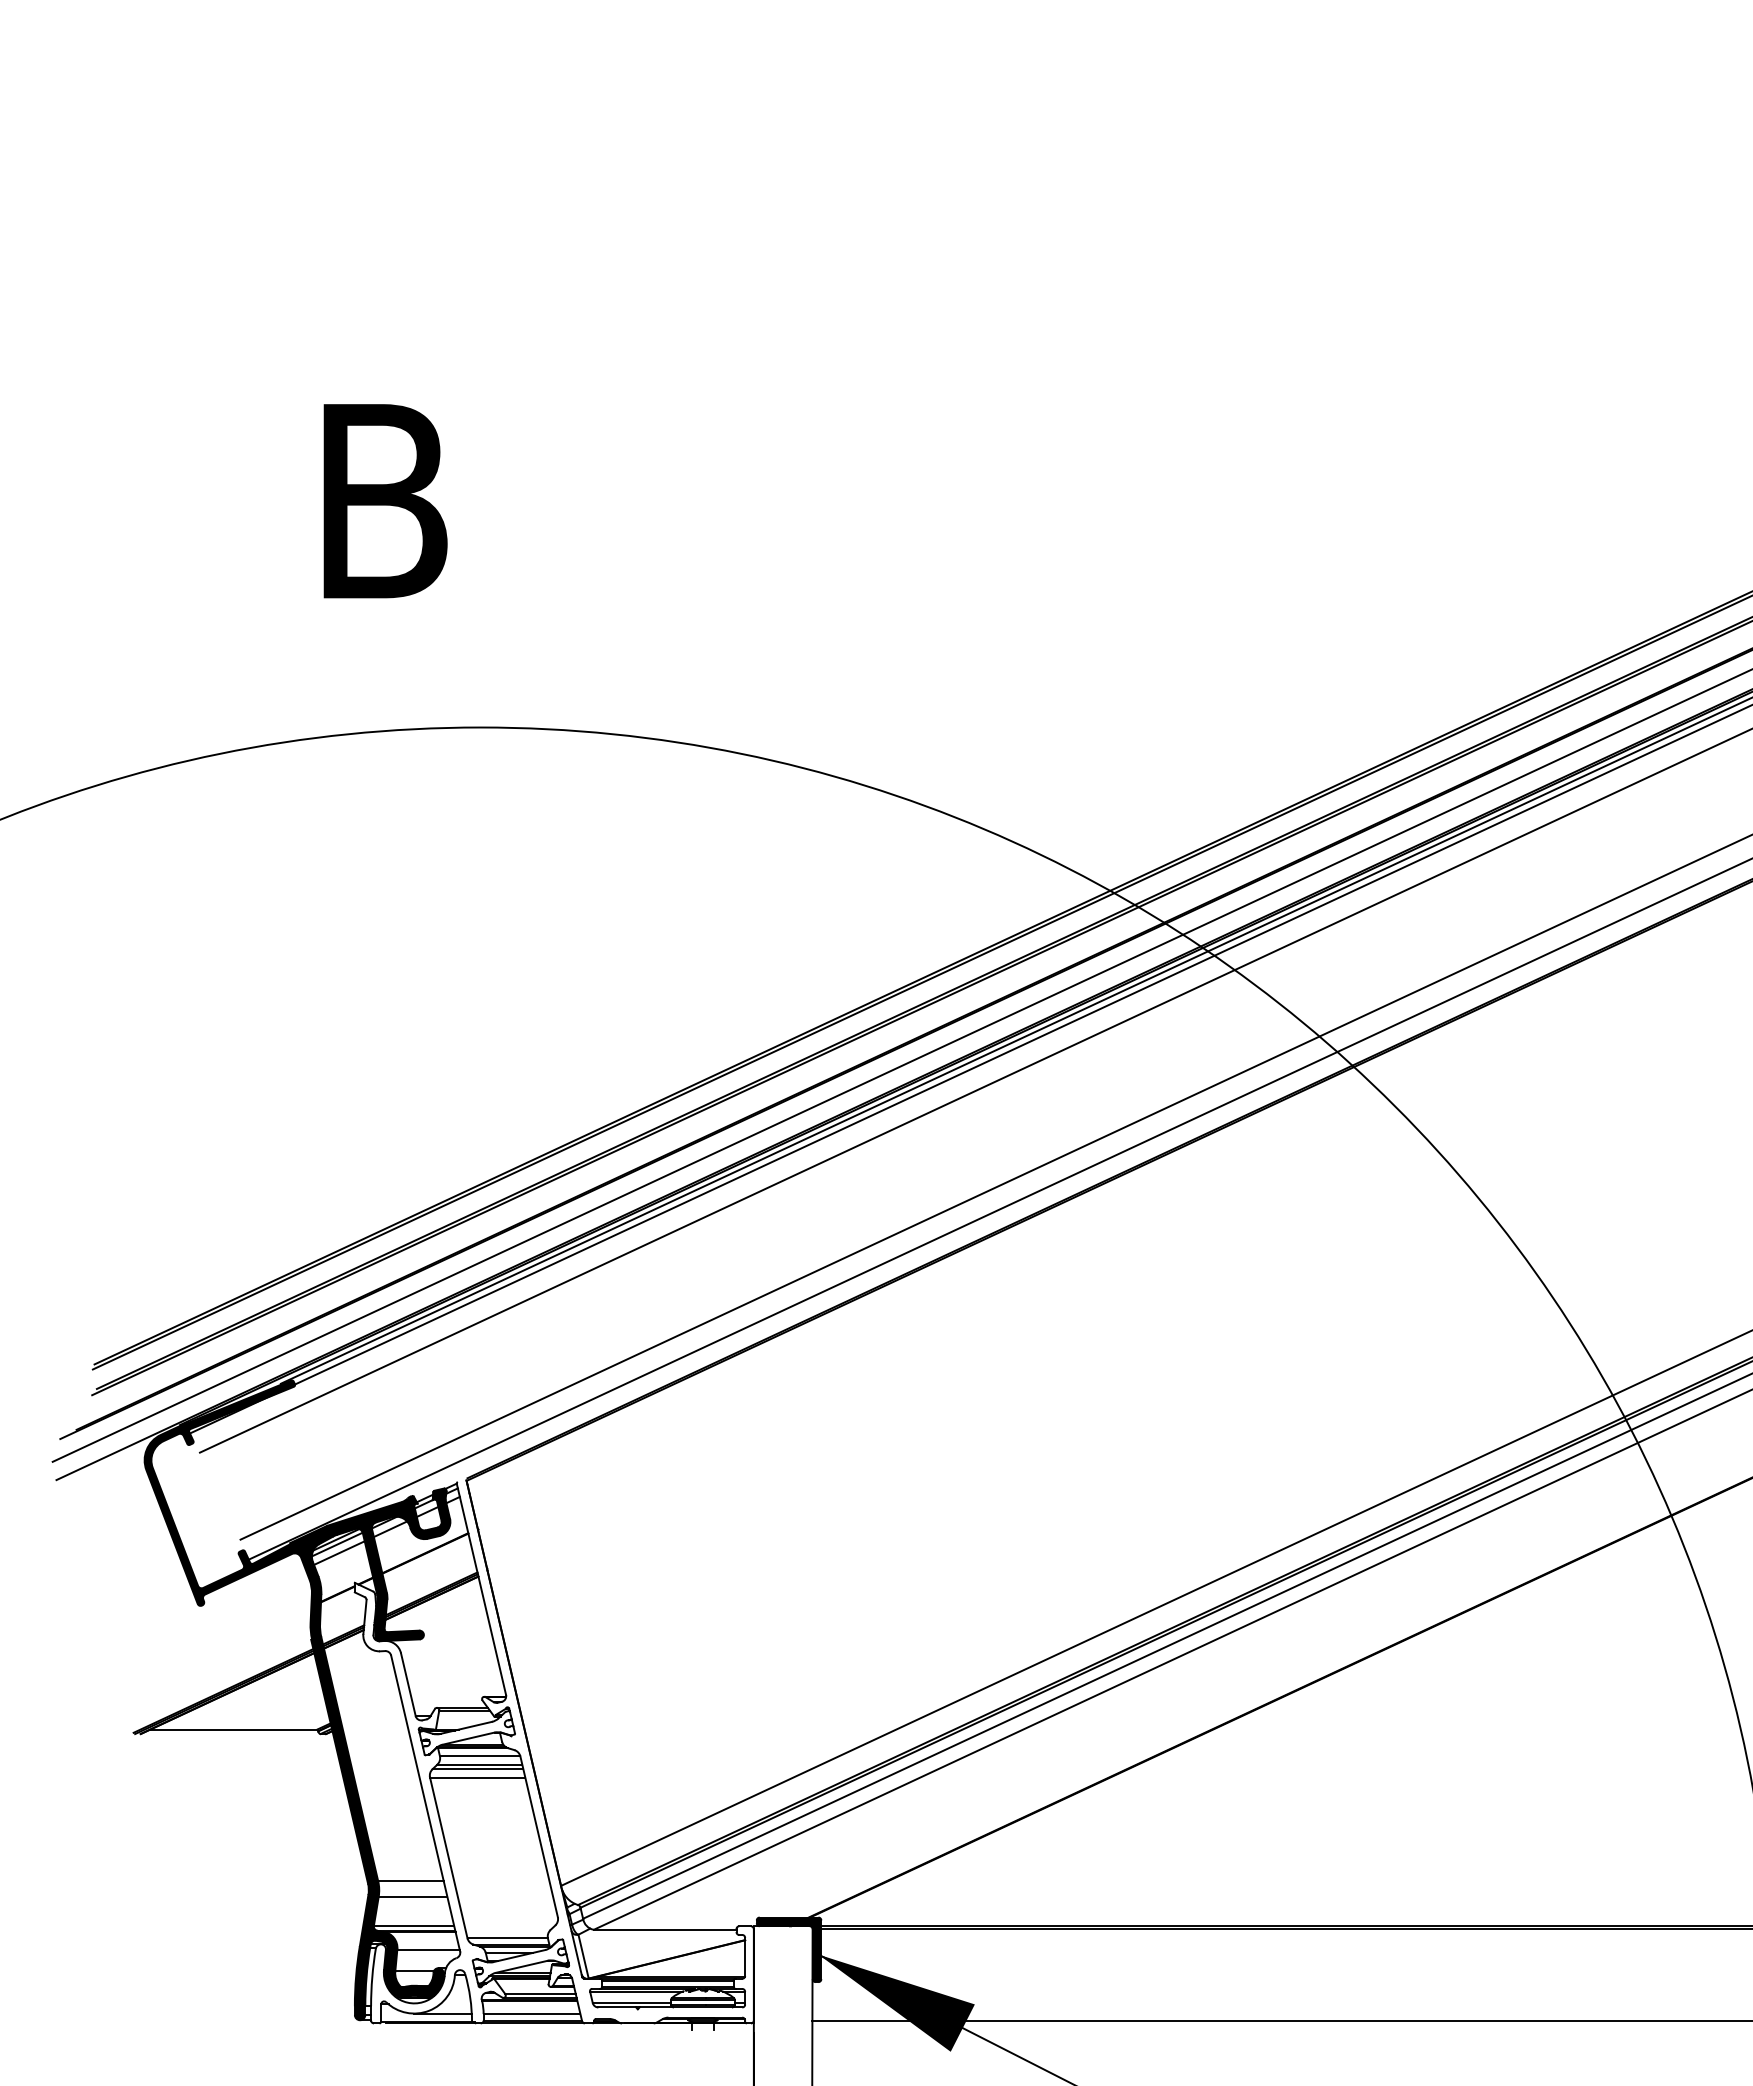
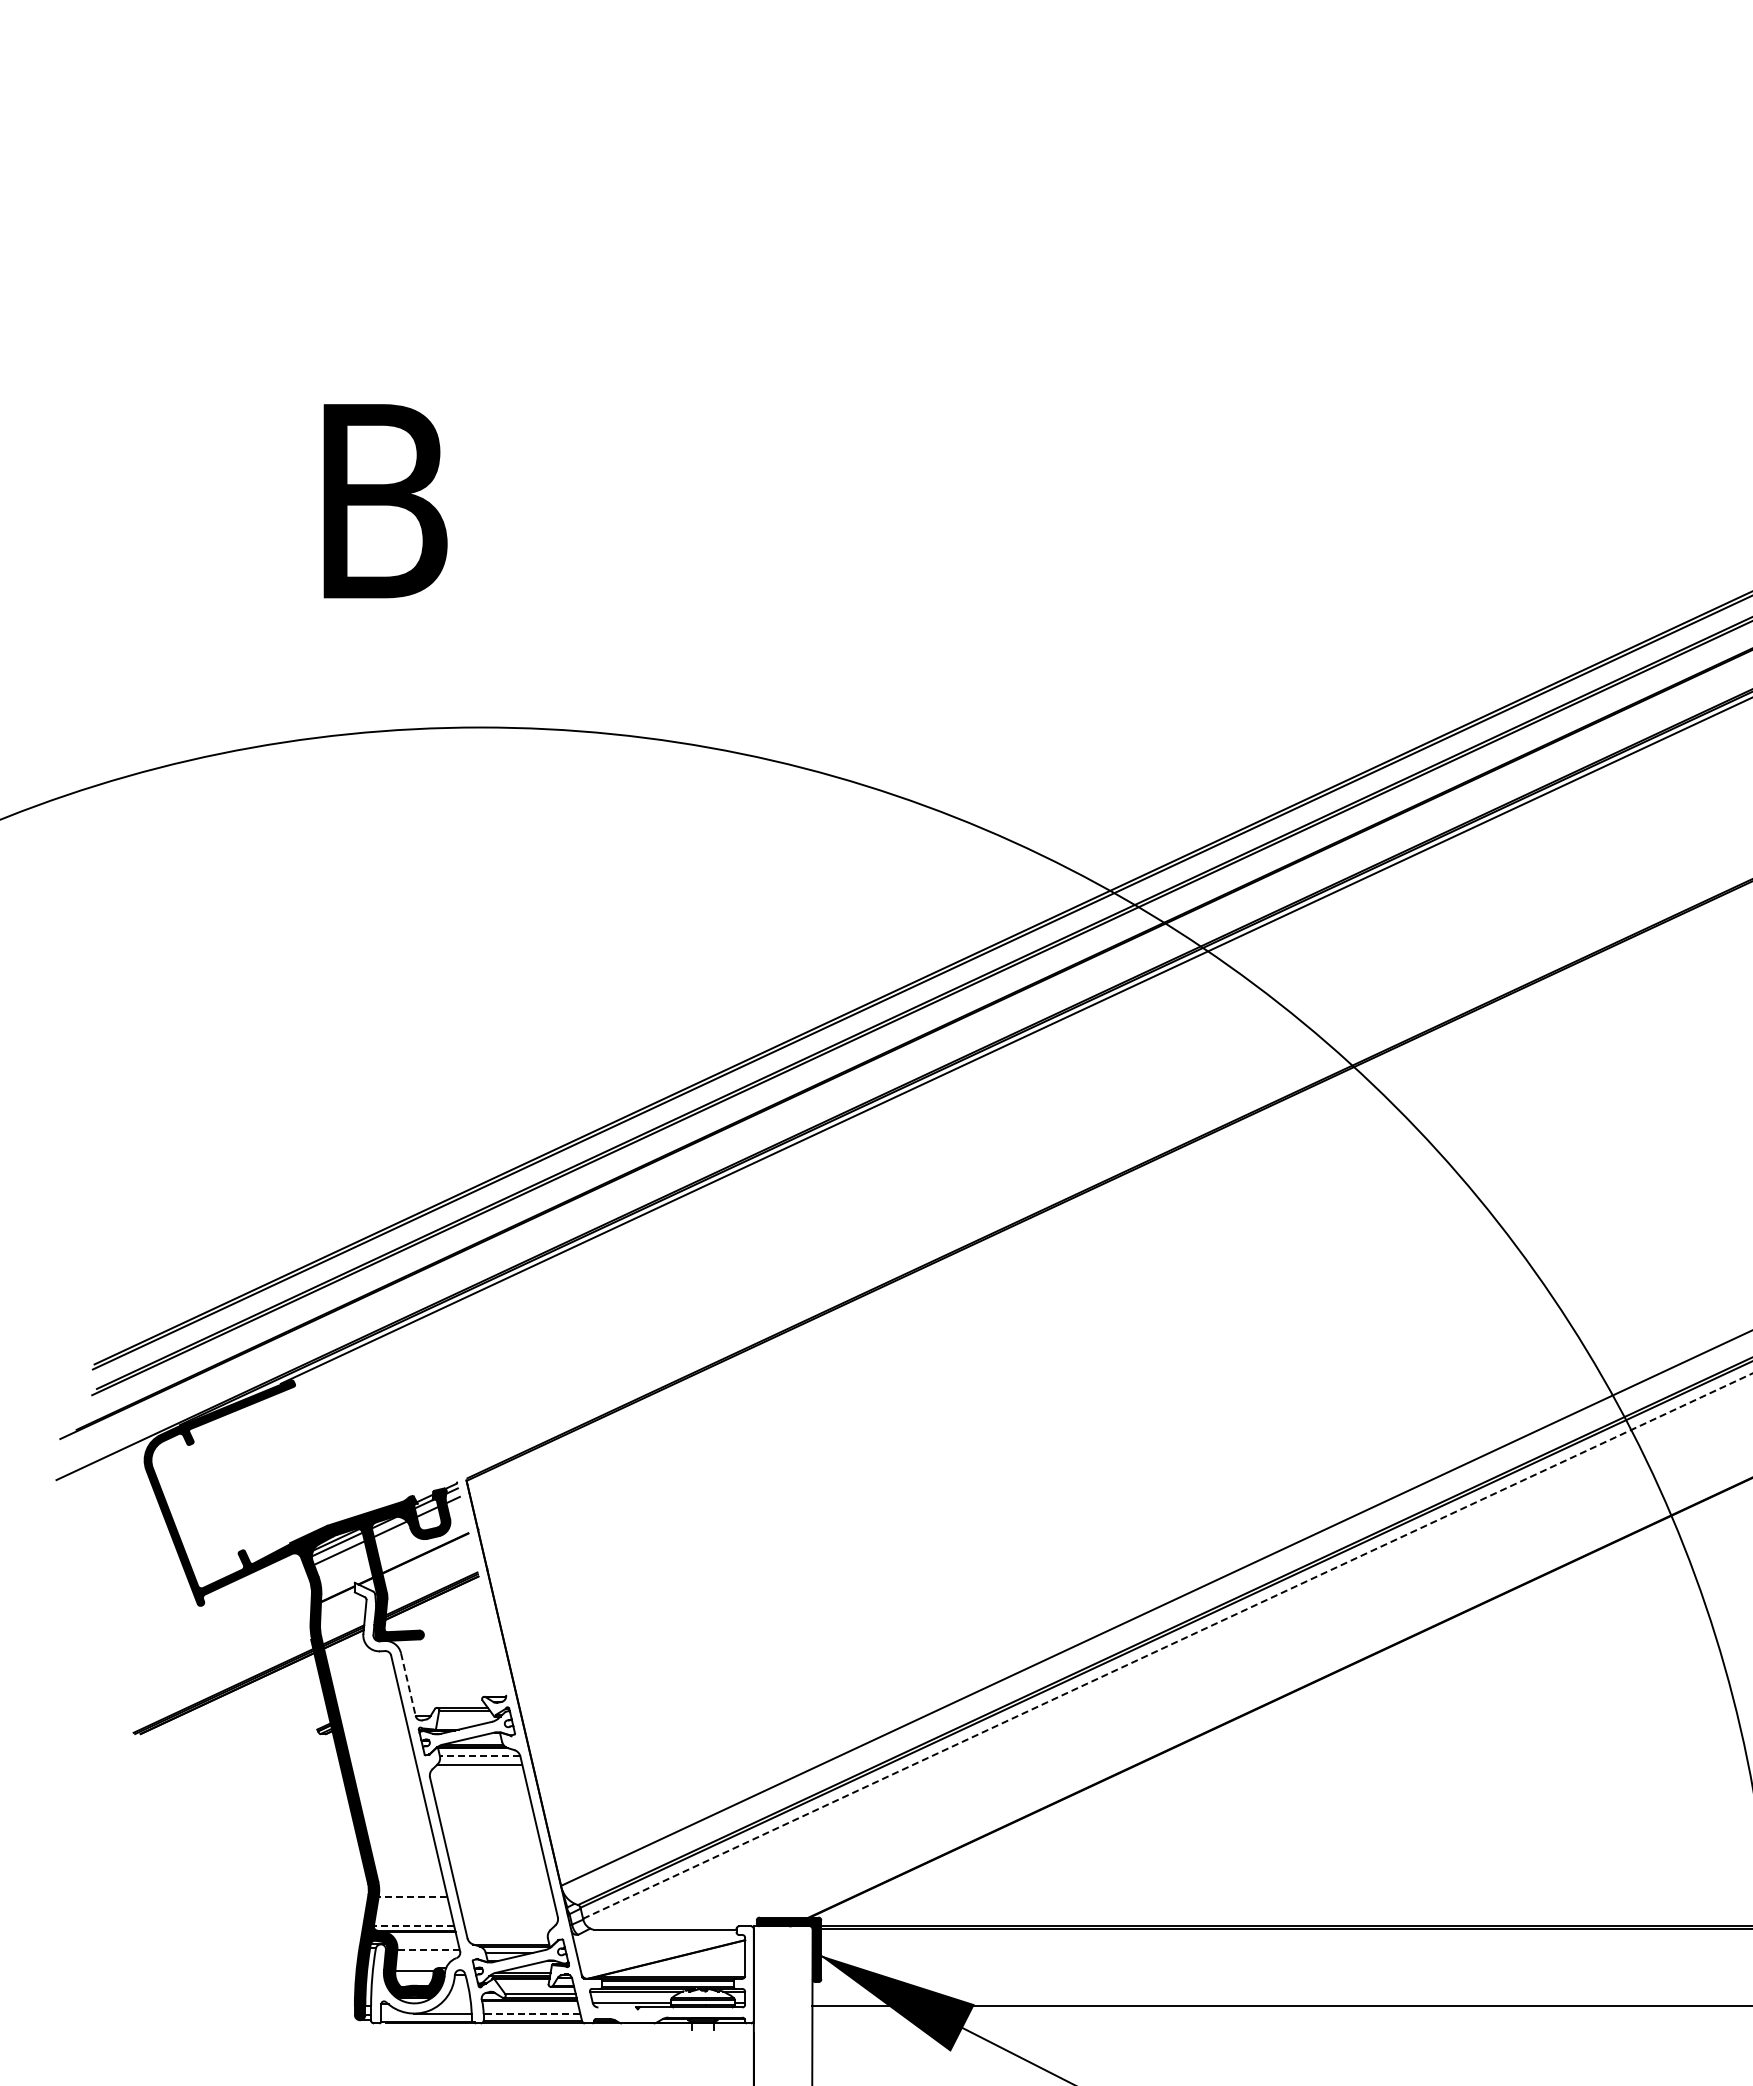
line: present -> none (900, 1065)
line: present -> none (969, 1069)
line: present -> none (974, 1090)
line: present -> none (994, 1187)
line: present -> none (999, 1209)
line: present -> none (481, 1588)
line: solid -> dashed (1168, 1645)
line: present -> none (1171, 1659)
line: solid -> dashed (408, 1685)
line: present -> none (233, 1729)
line: solid -> dashed (479, 1756)
line: present -> none (477, 1769)
line: present -> none (477, 1777)
line: present -> none (410, 1881)
line: solid -> dashed (412, 1896)
line: solid -> dashed (413, 1925)
line: present -> none (507, 1938)
line: solid -> dashed (428, 1949)
line: present -> none (583, 1956)
line: present -> none (617, 2007)
line: solid -> dashed (531, 2014)
line position: (1280, 2020) -> (1280, 2005) (1280, 2005)
